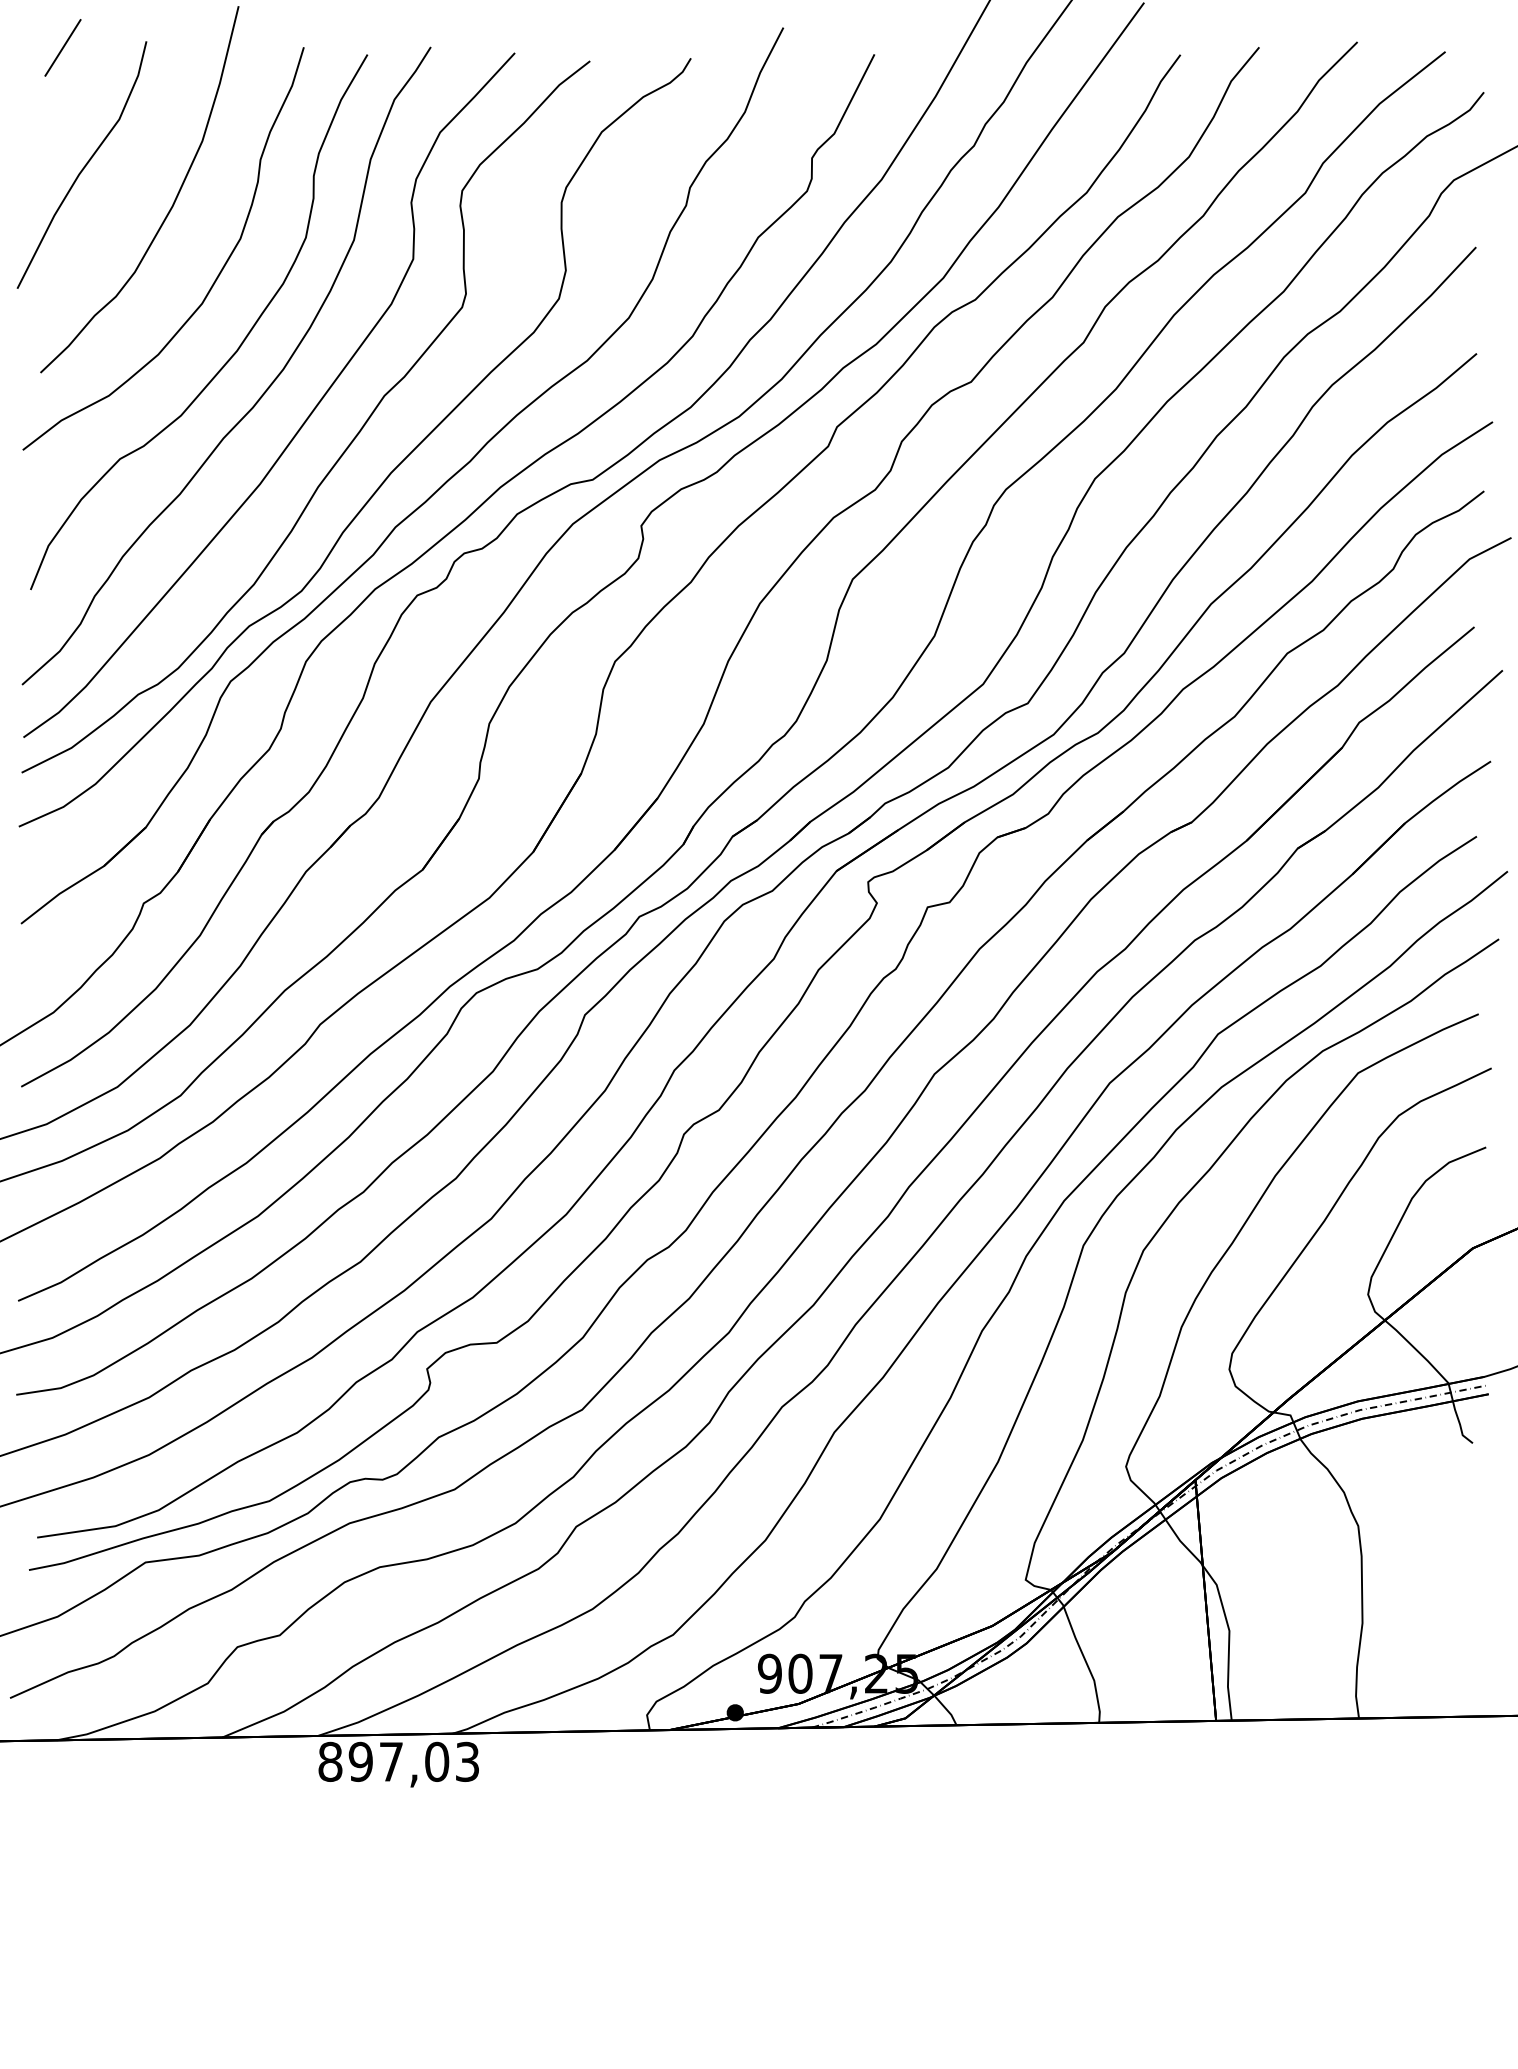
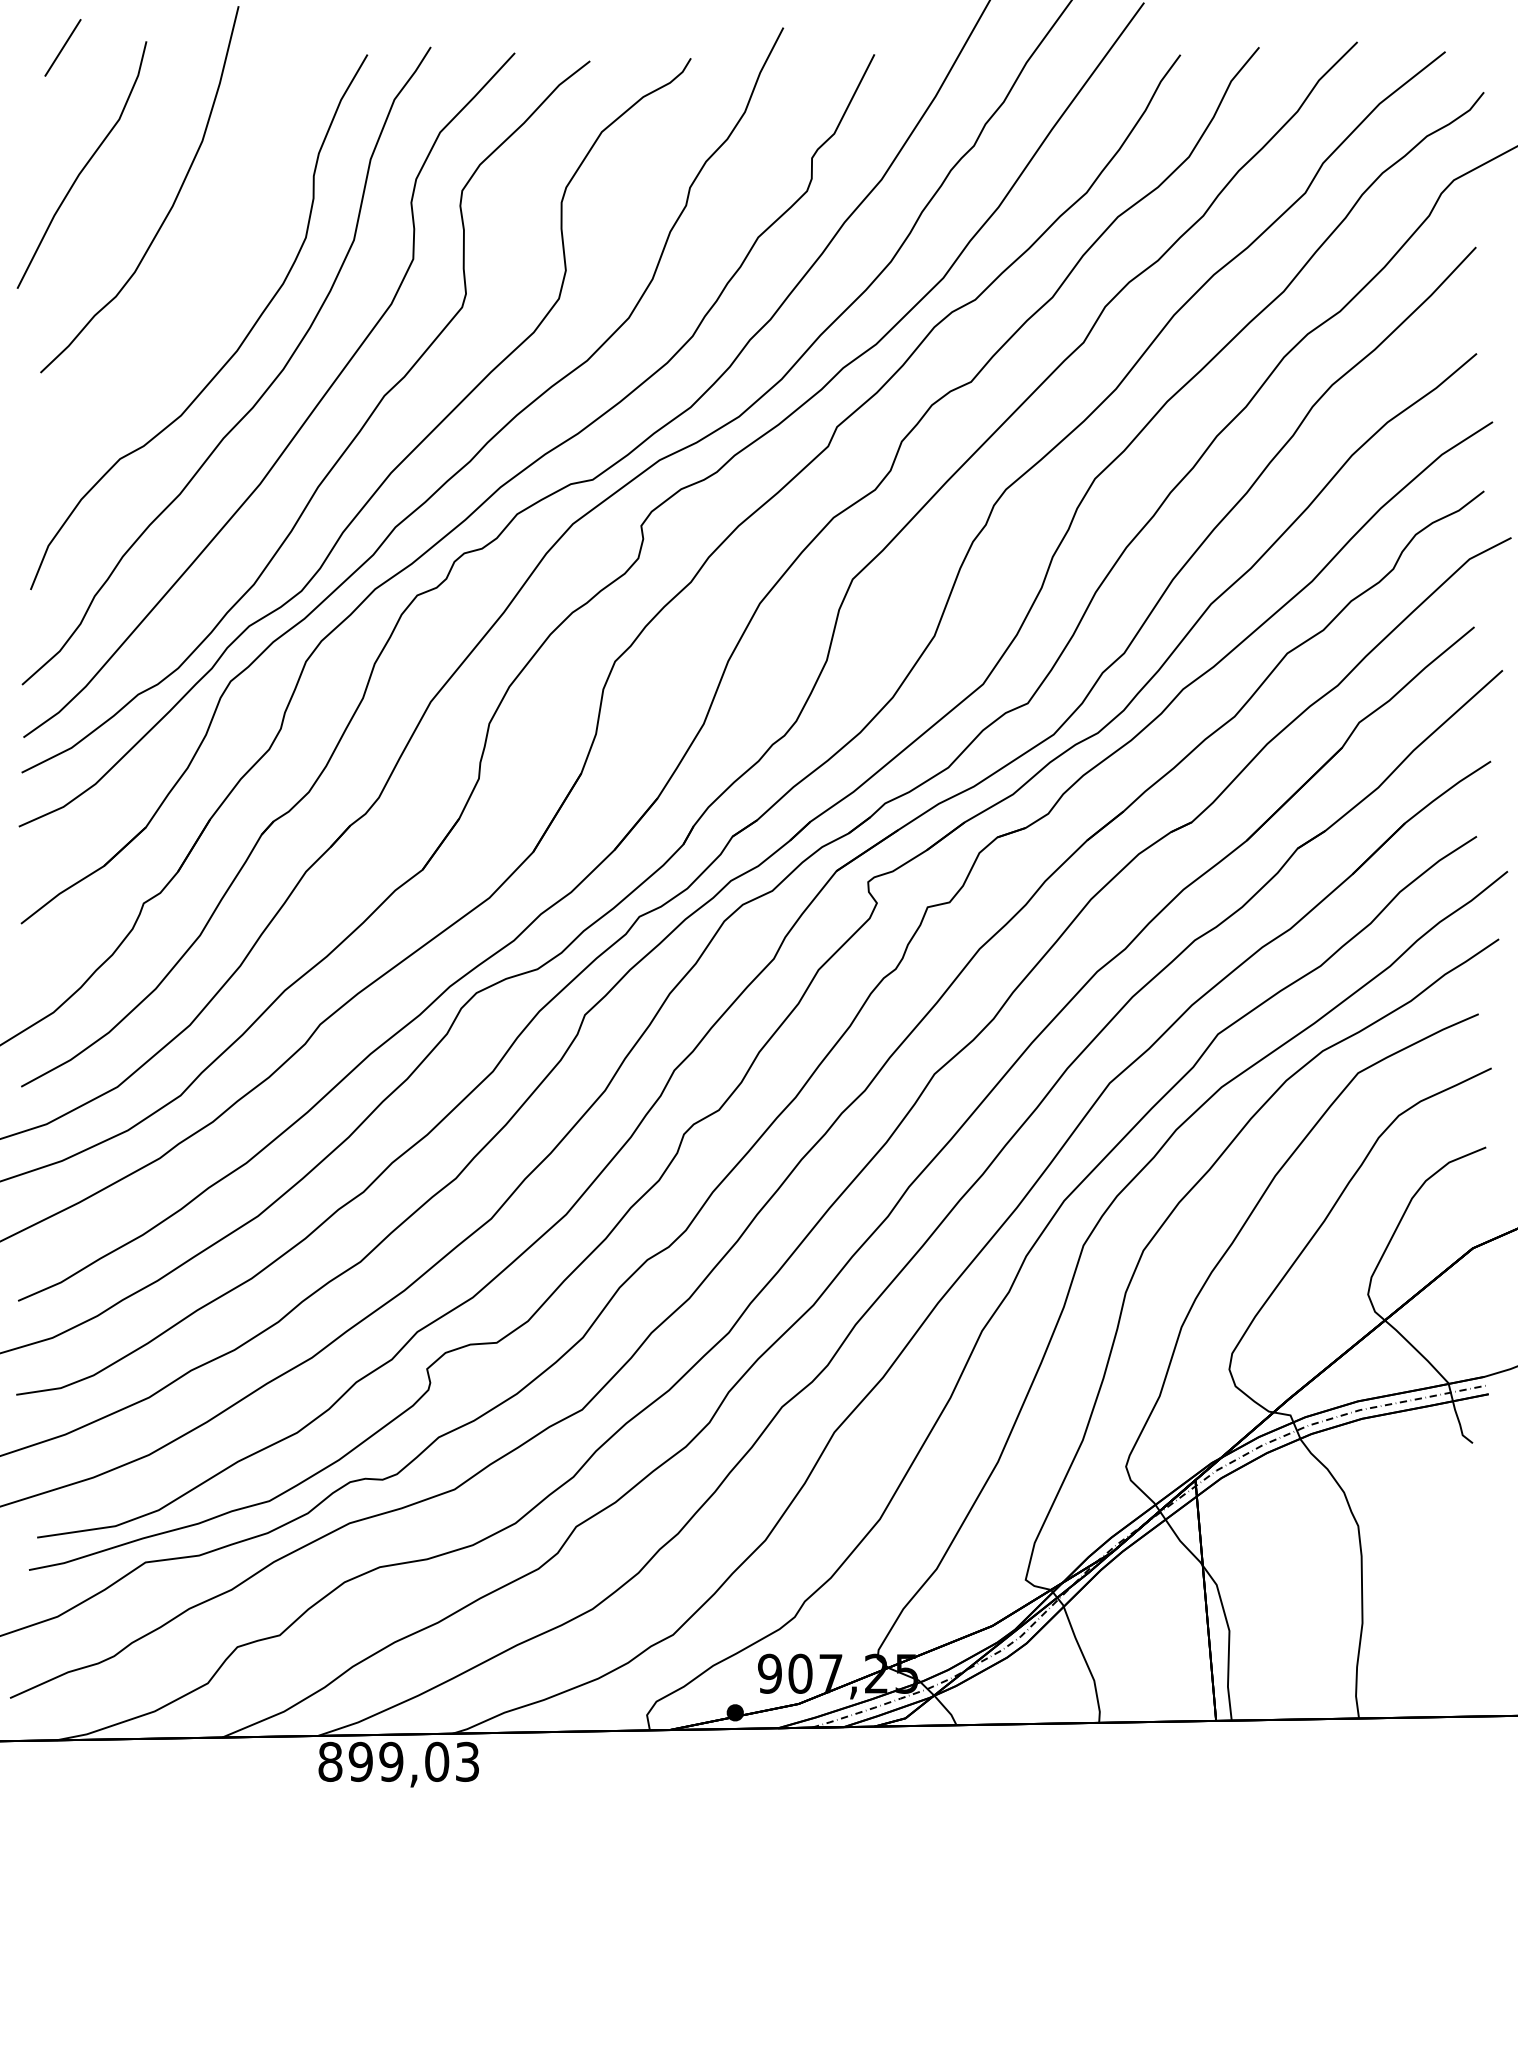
curve: present -> none (215, 278)
text: 897,03 -> 899,03 (391, 1761)
